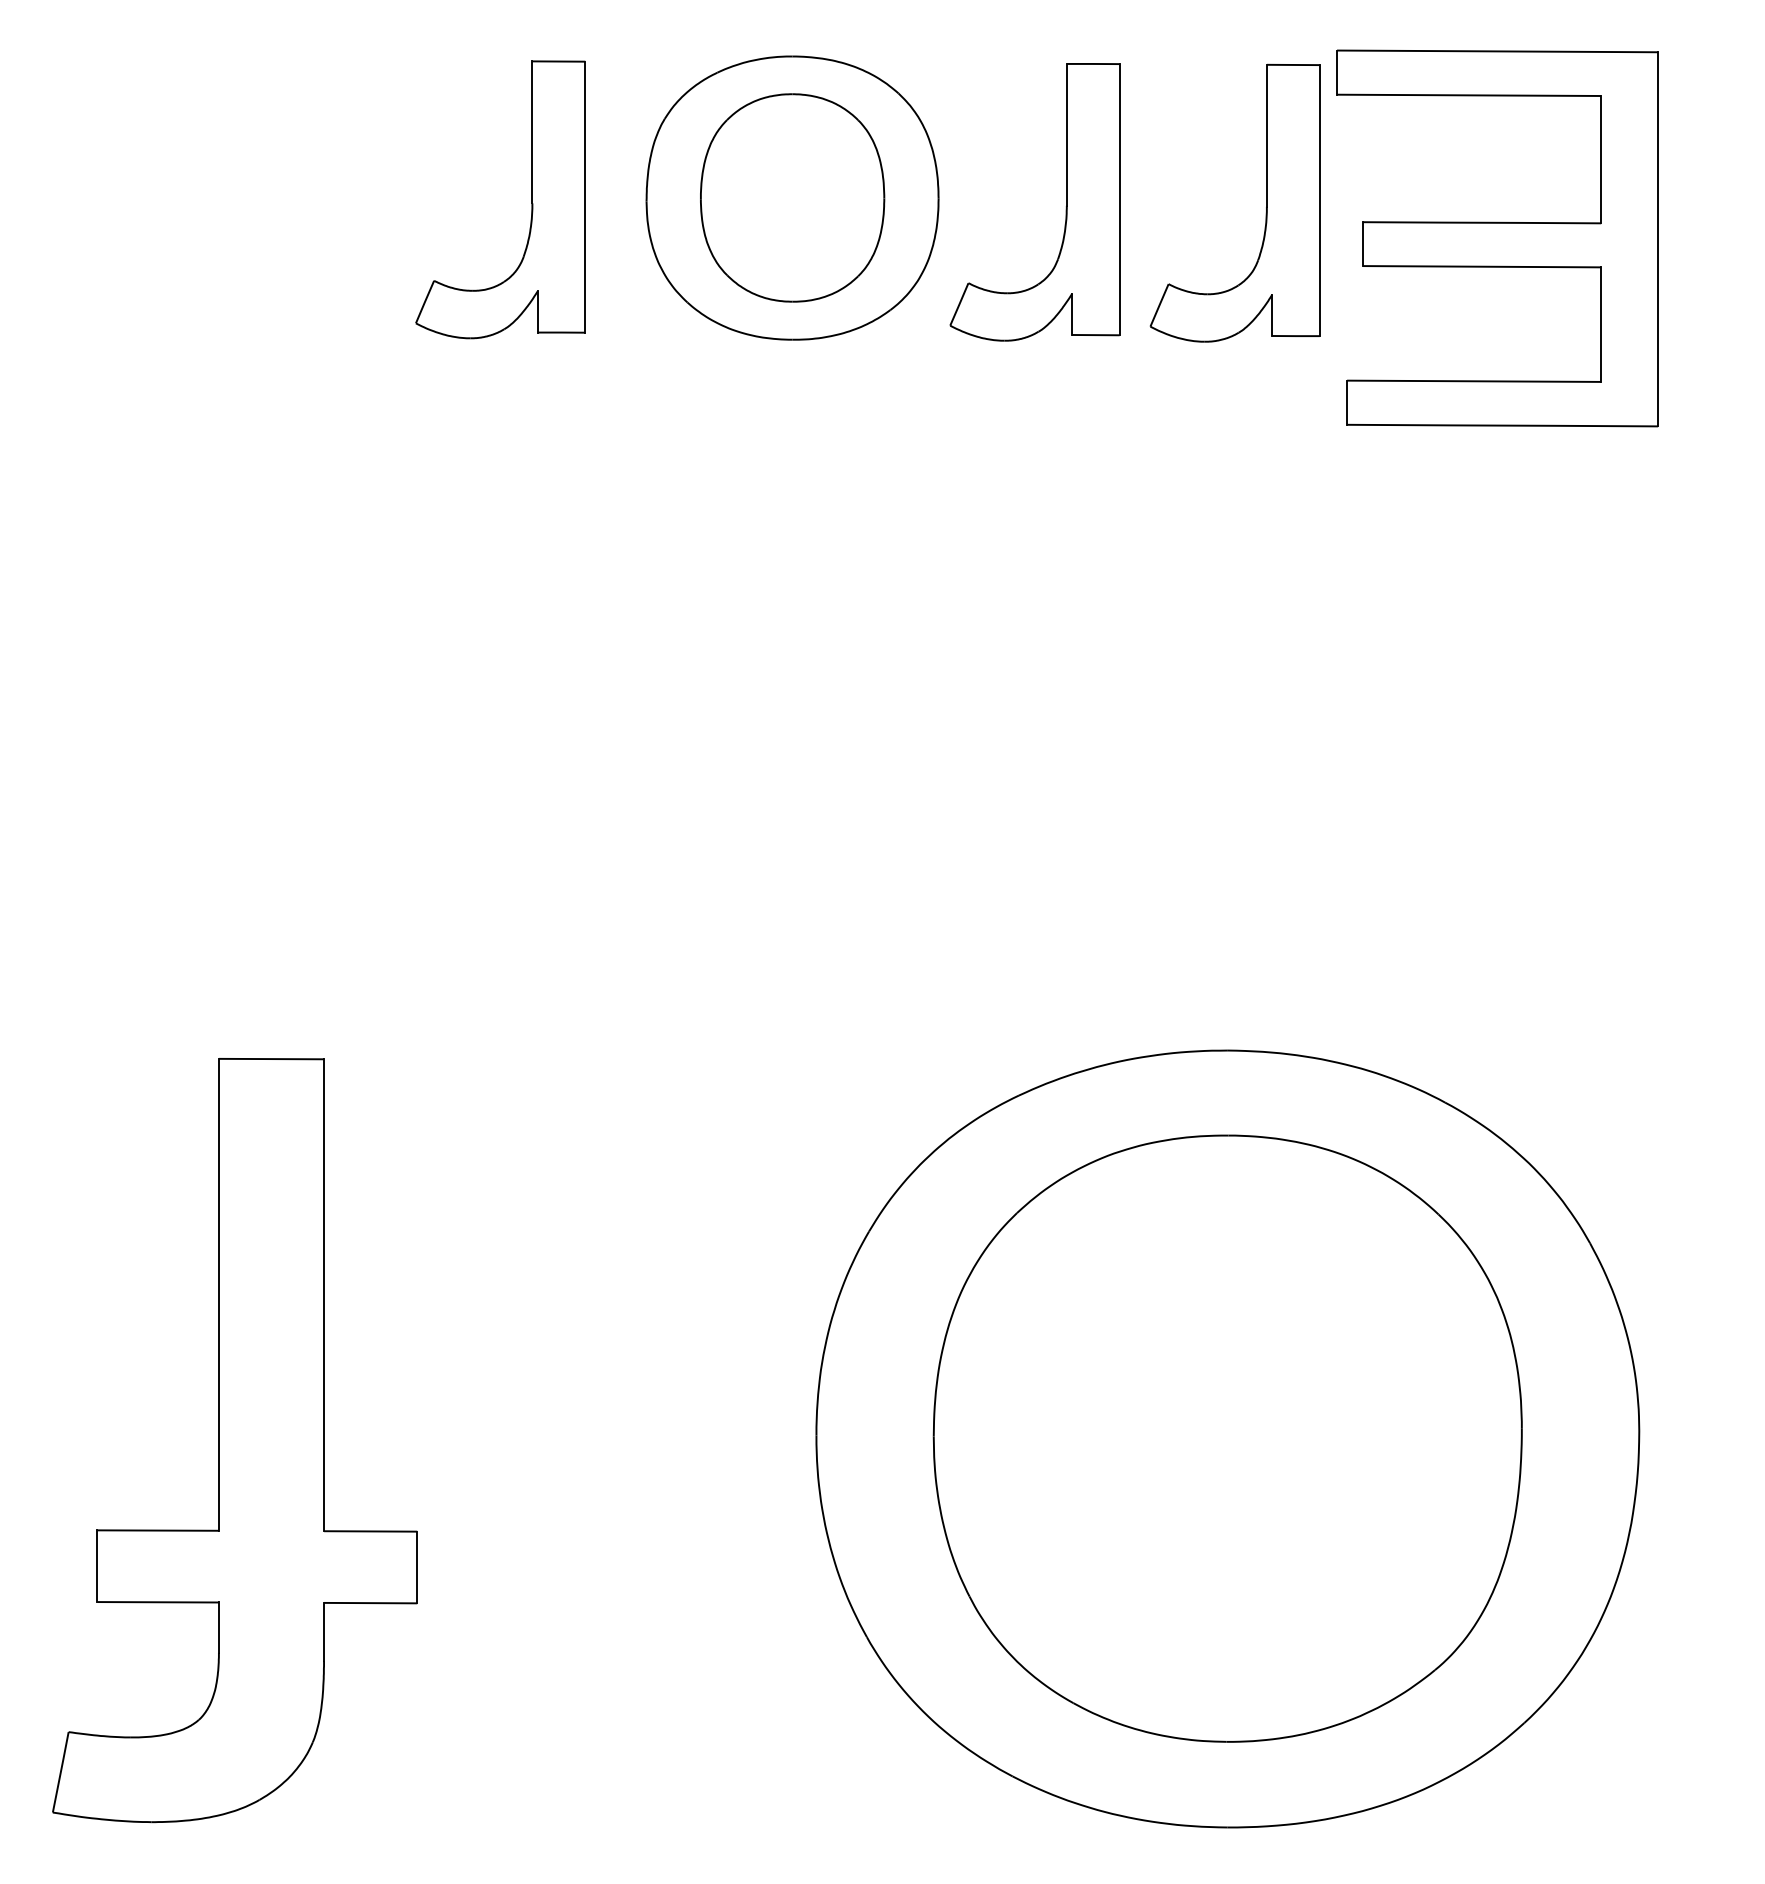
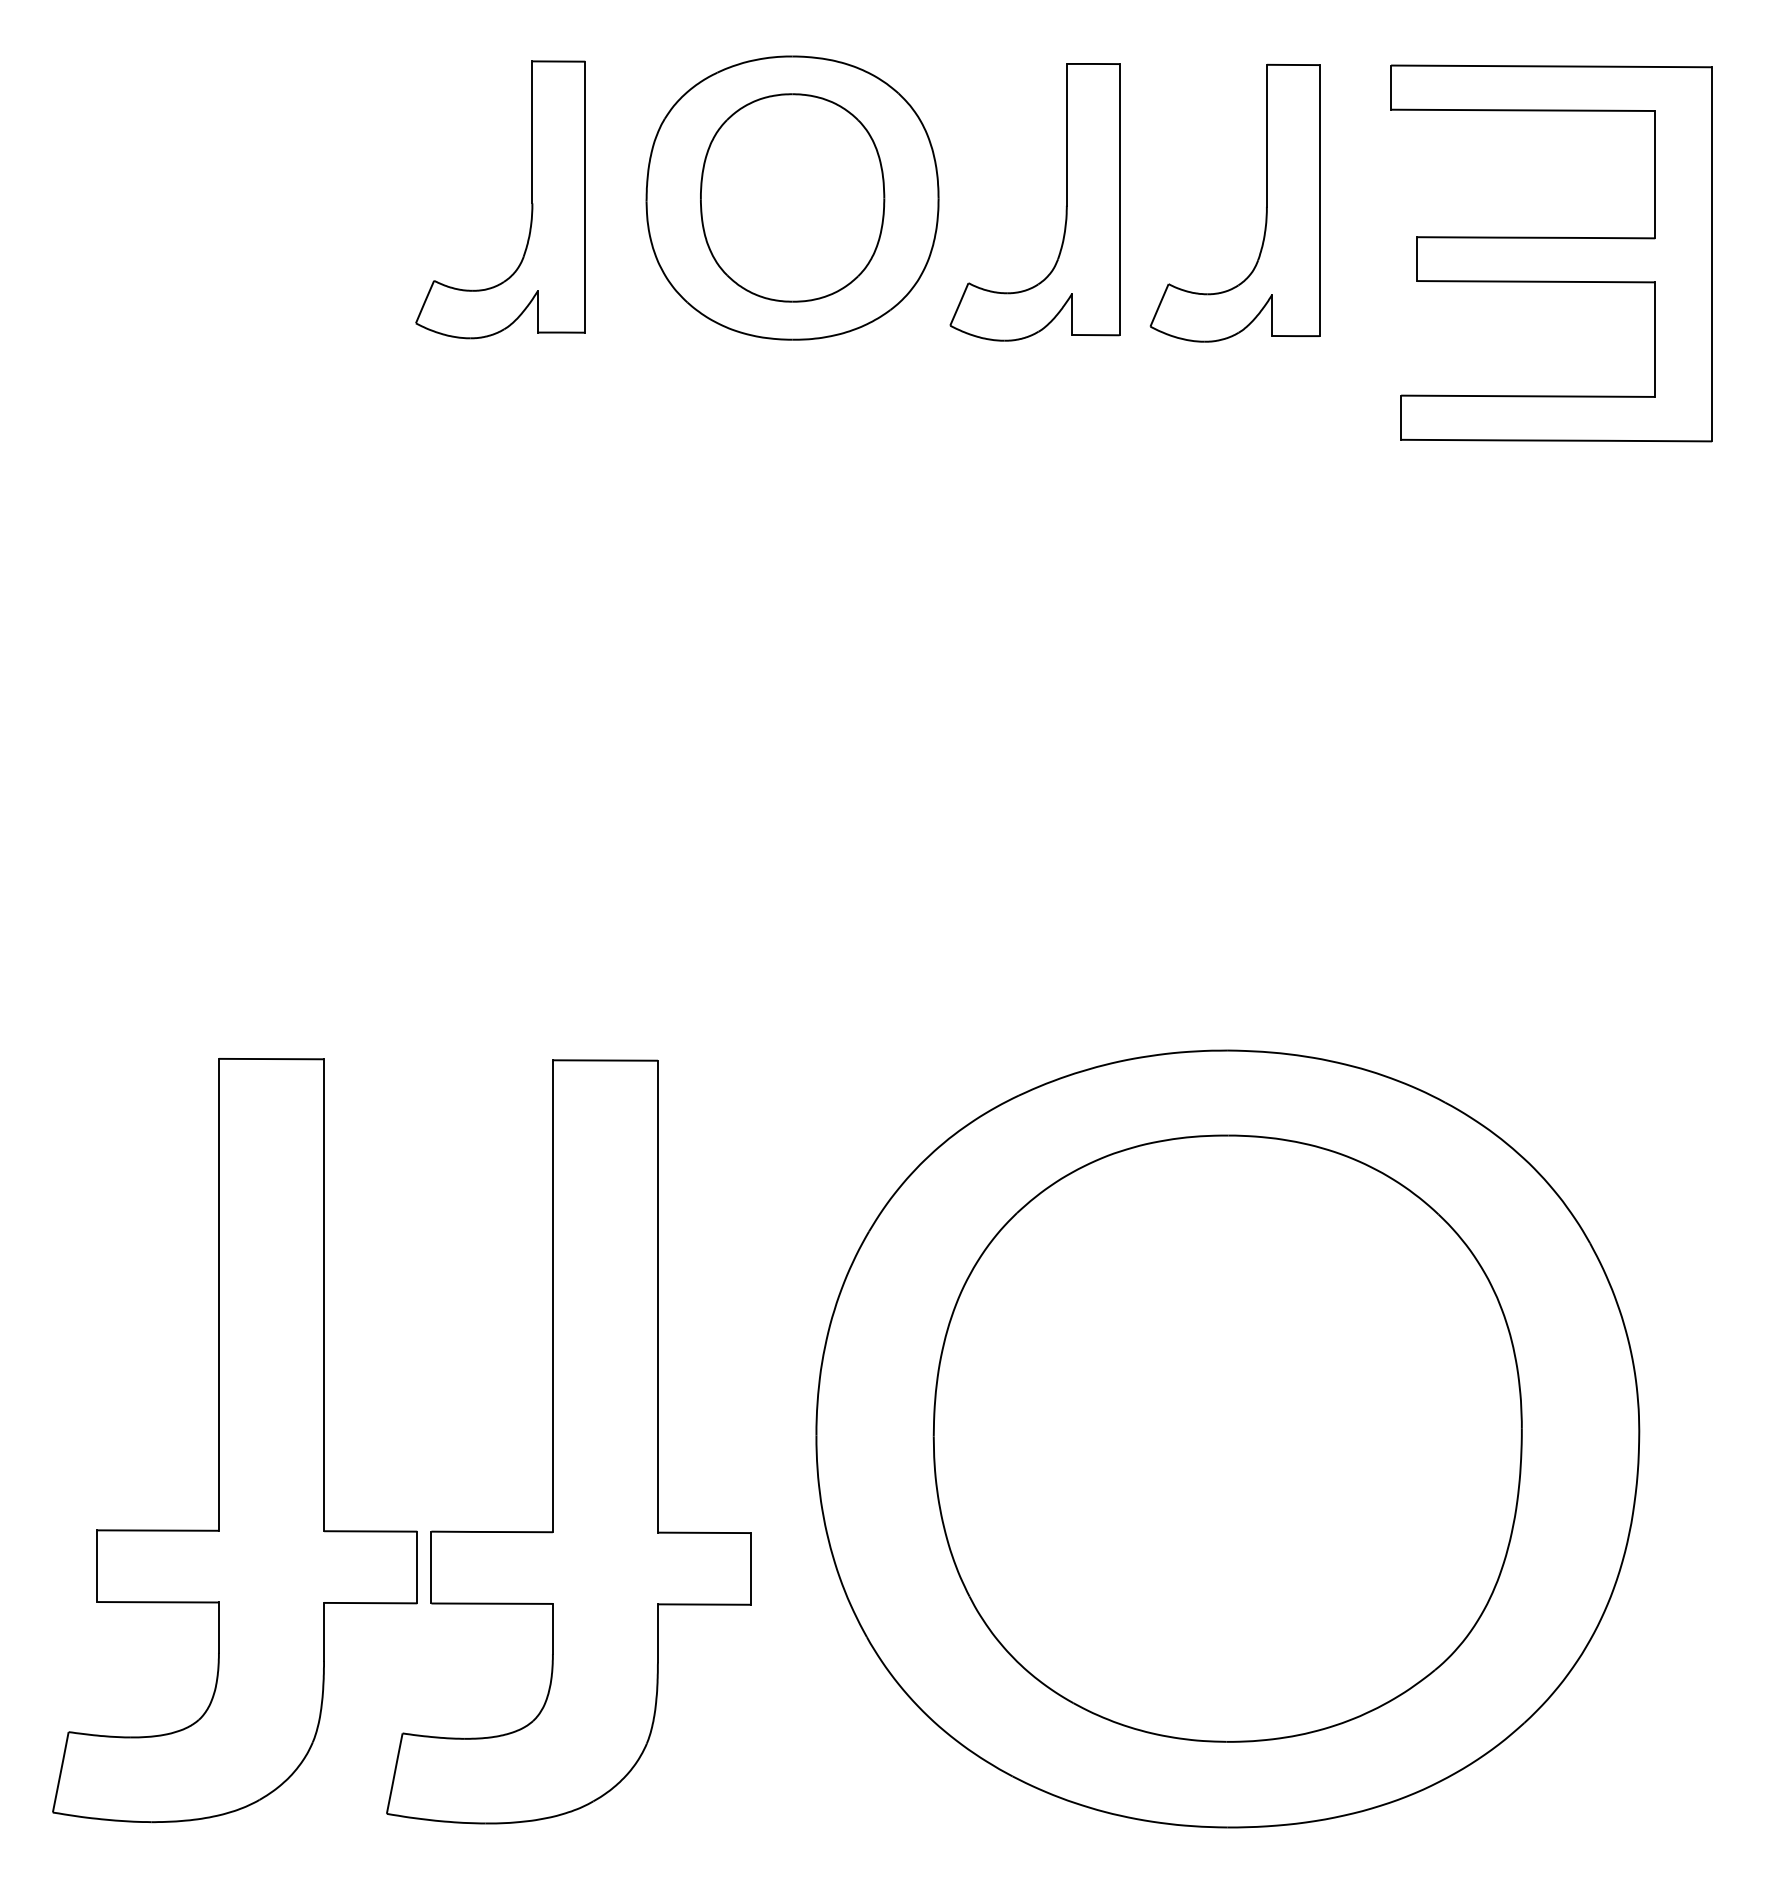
part position: (1497, 238) -> (1551, 253) (1551, 253)
part: none -> present (568, 1441)
